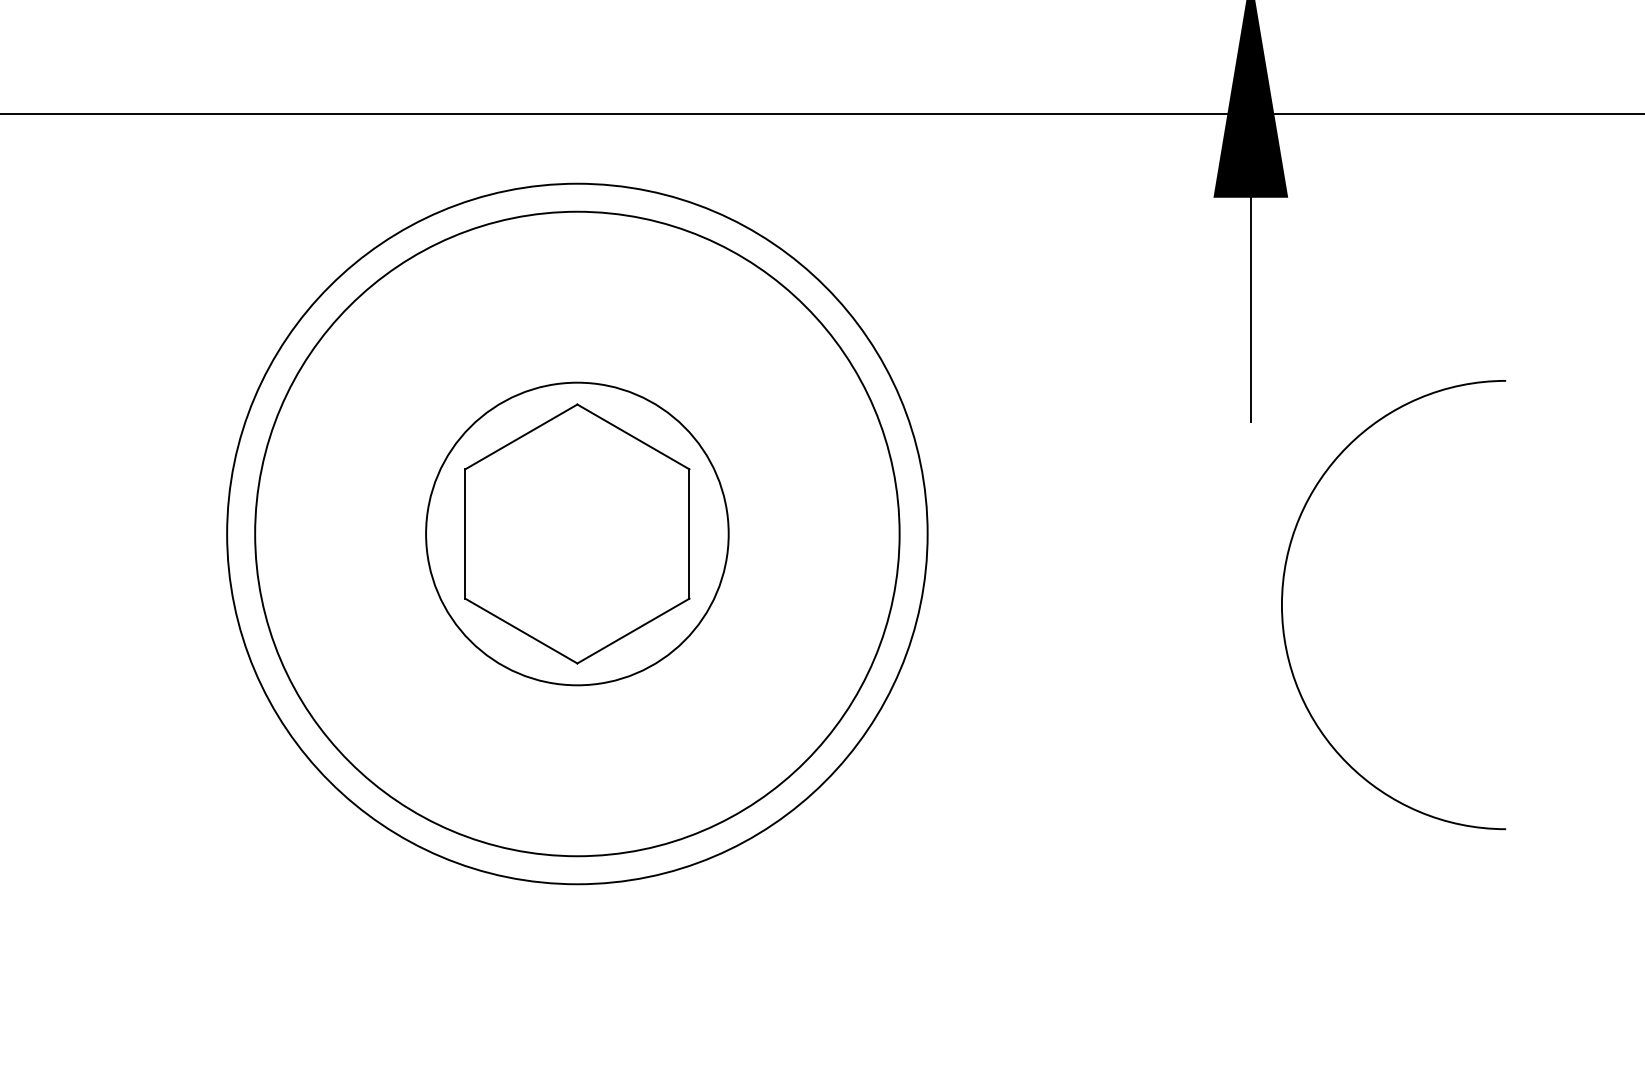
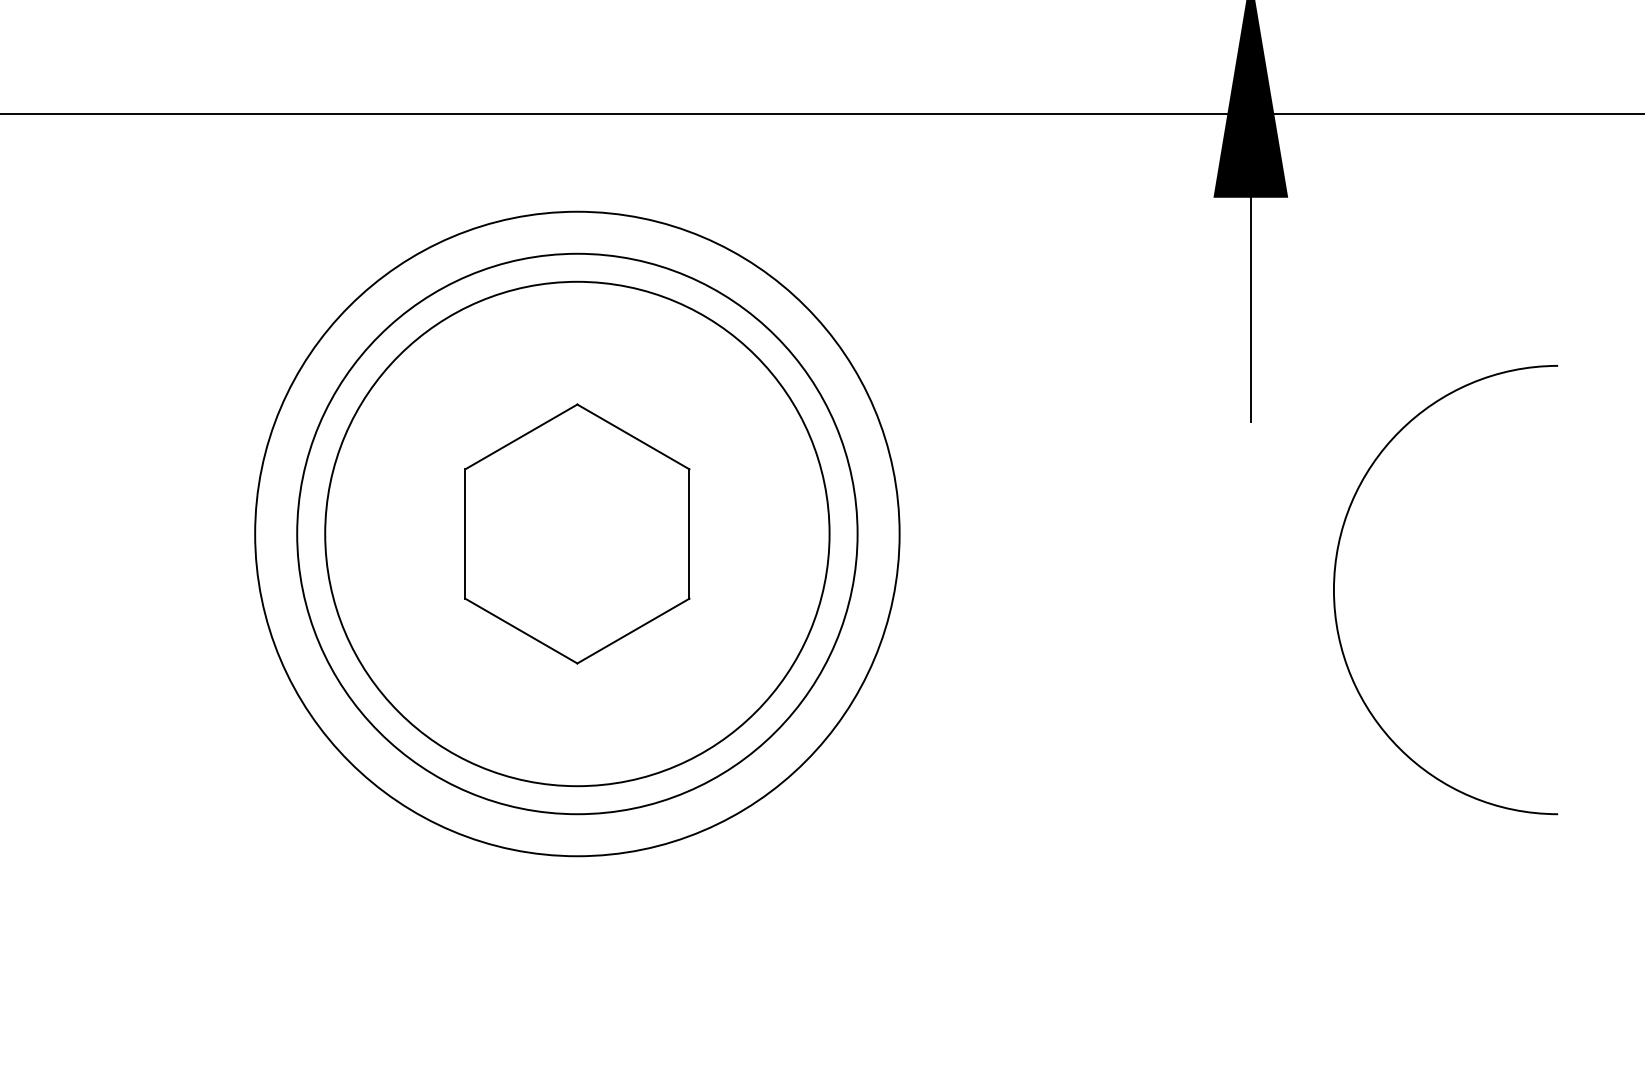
circle diameter: 303 px -> 504 px (577, 533)
circle diameter: 701 px -> 560 px (577, 533)
arc position: (1283, 614) -> (1335, 599) (1335, 599)
